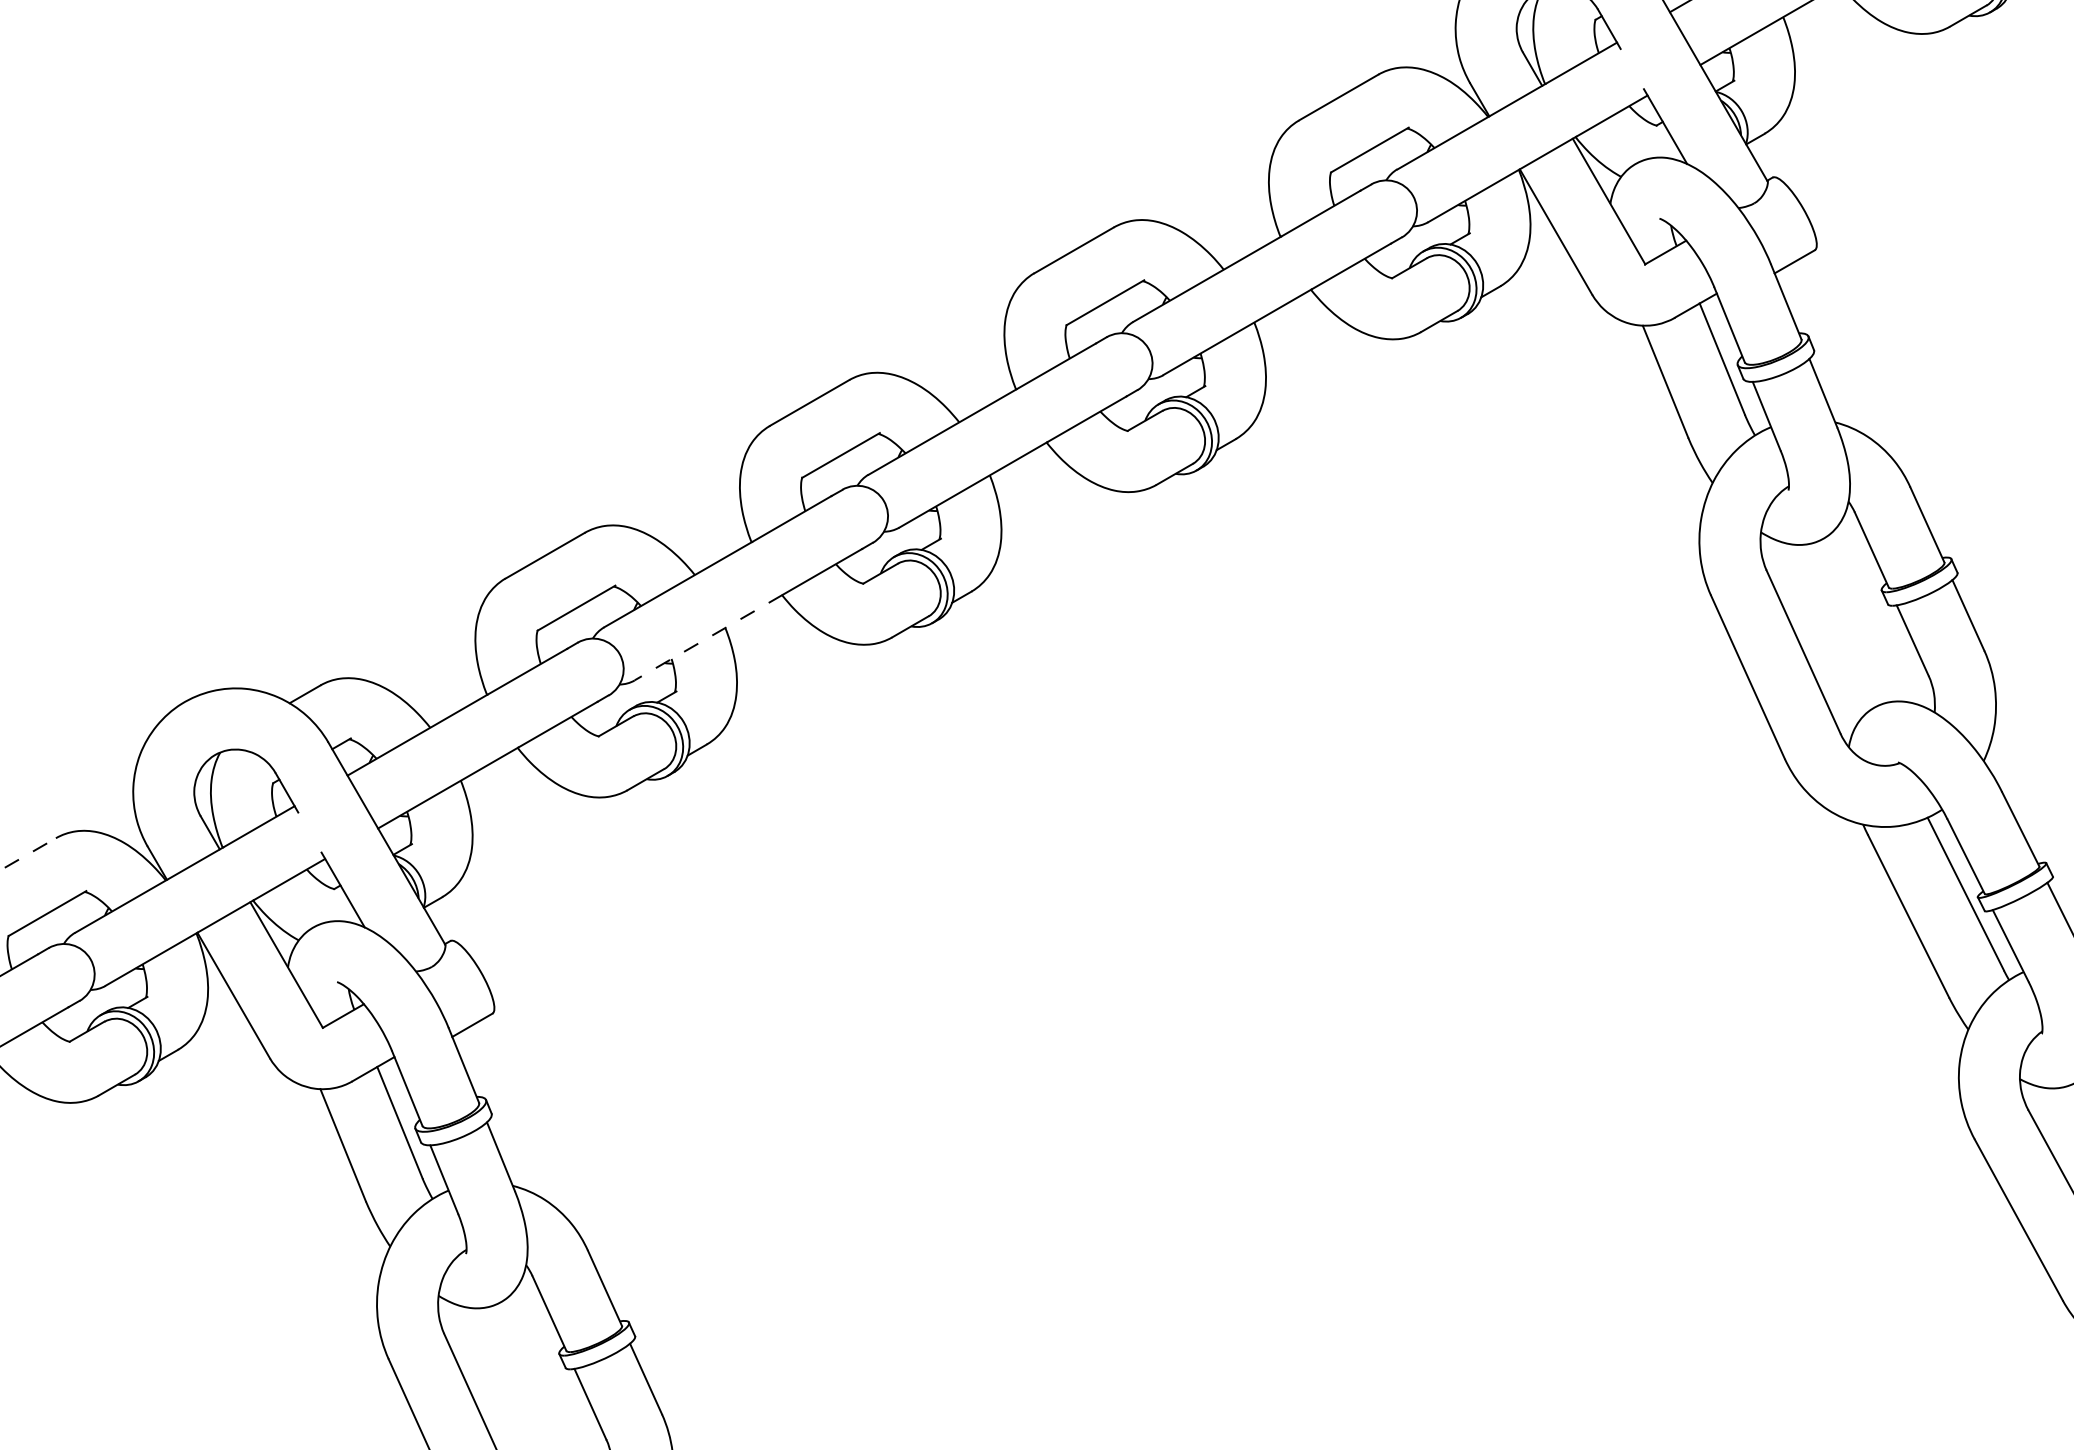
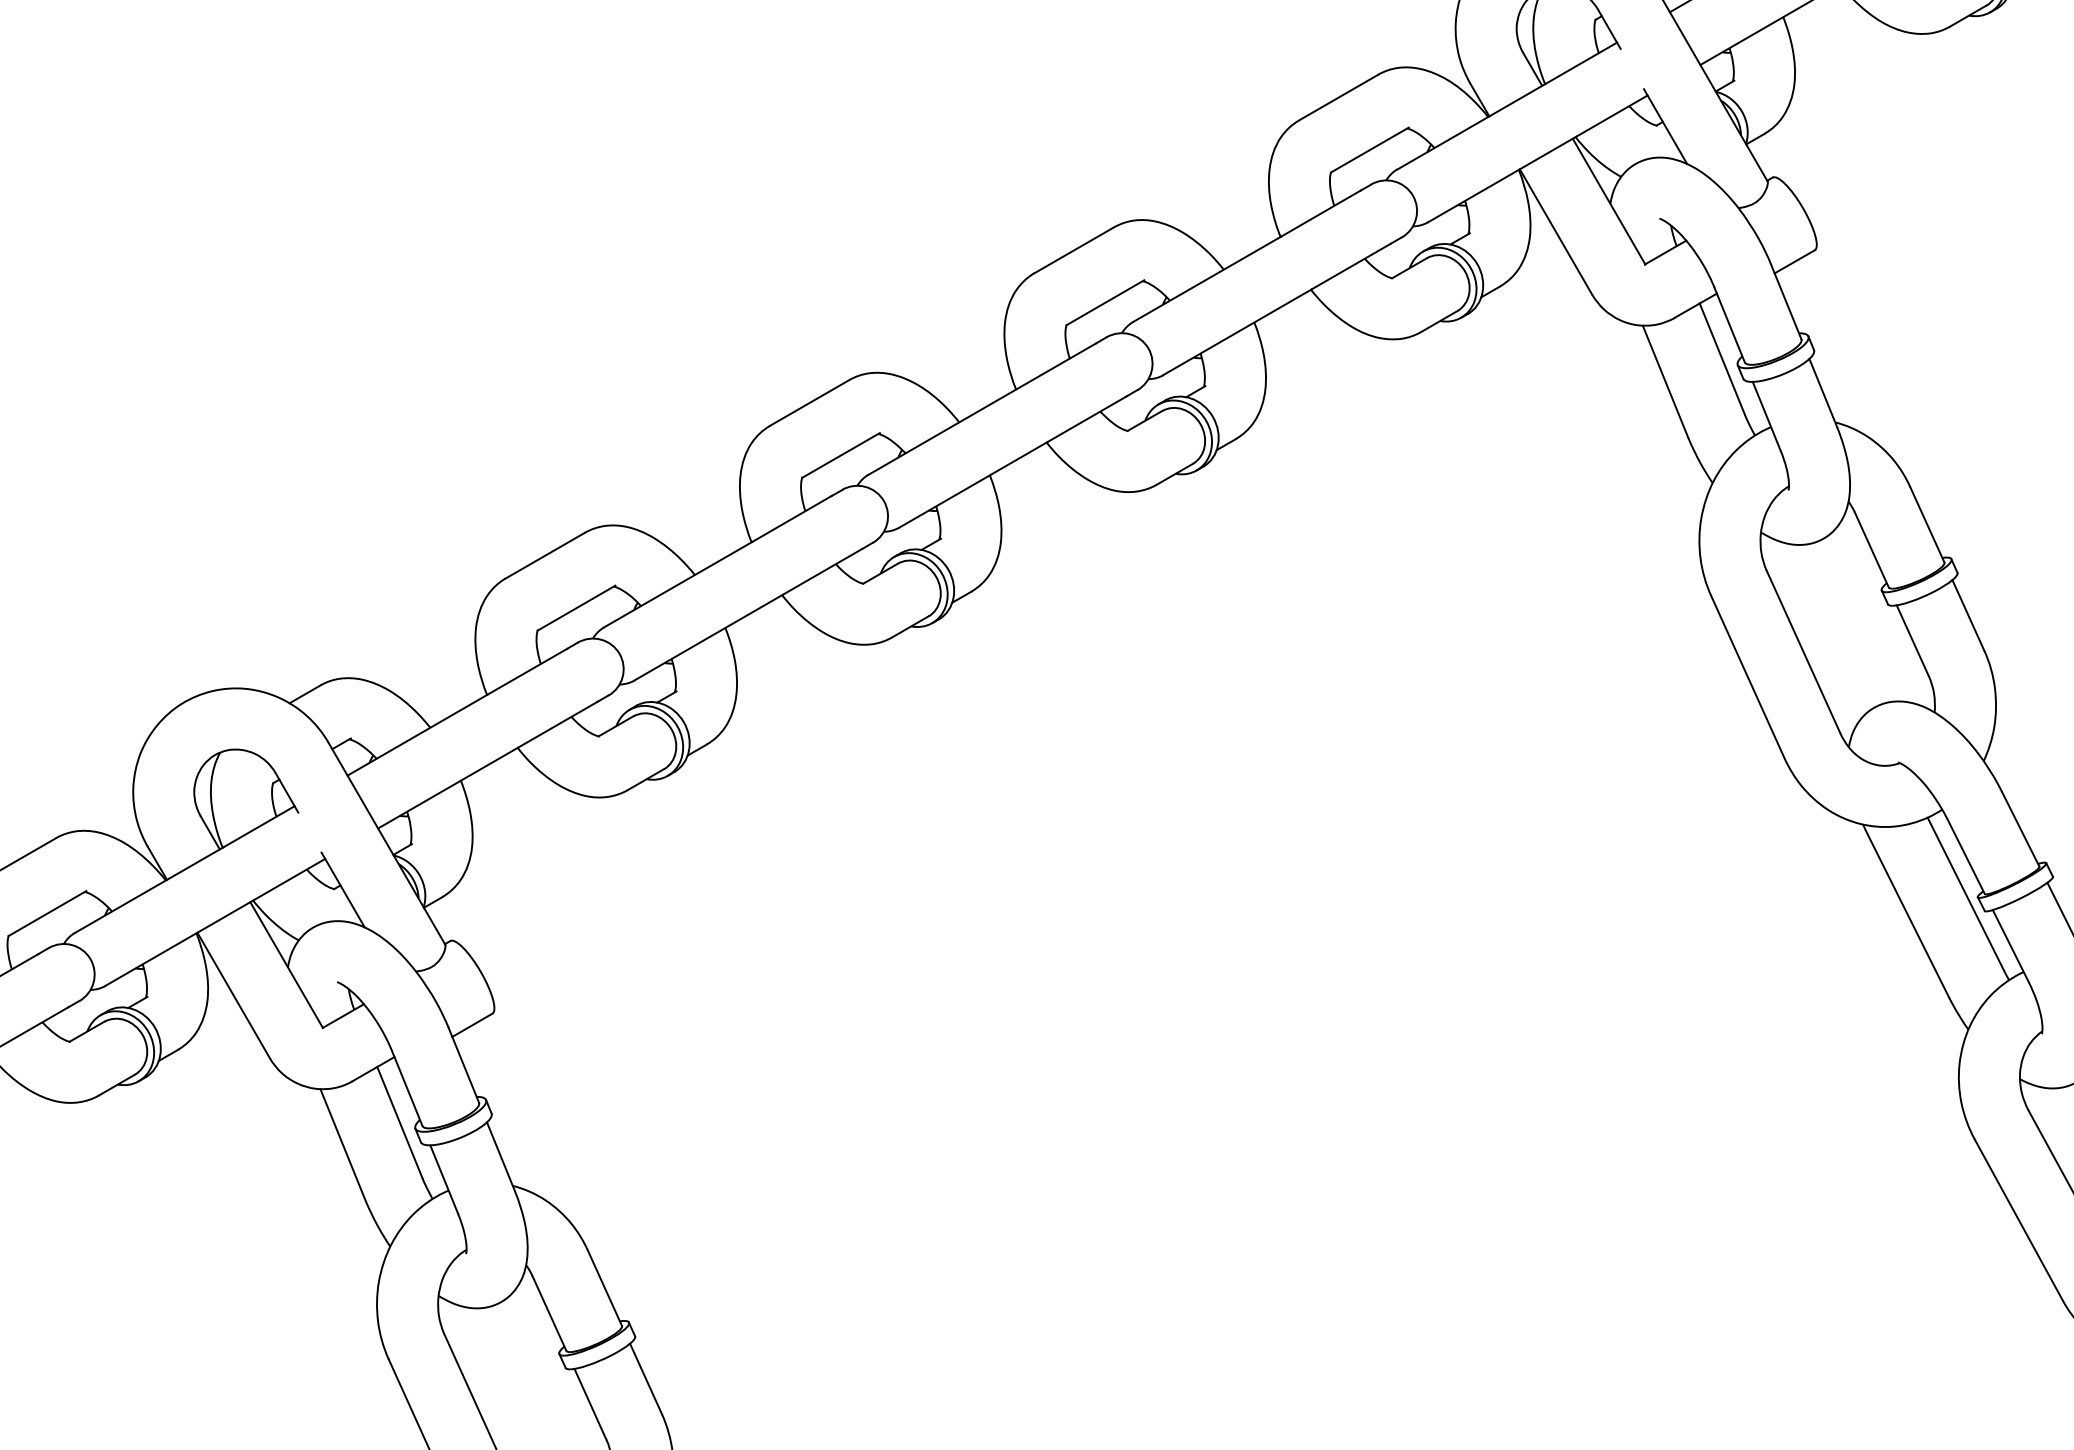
line: dashed -> solid (708, 637)
line: dashed -> solid (28, 854)
